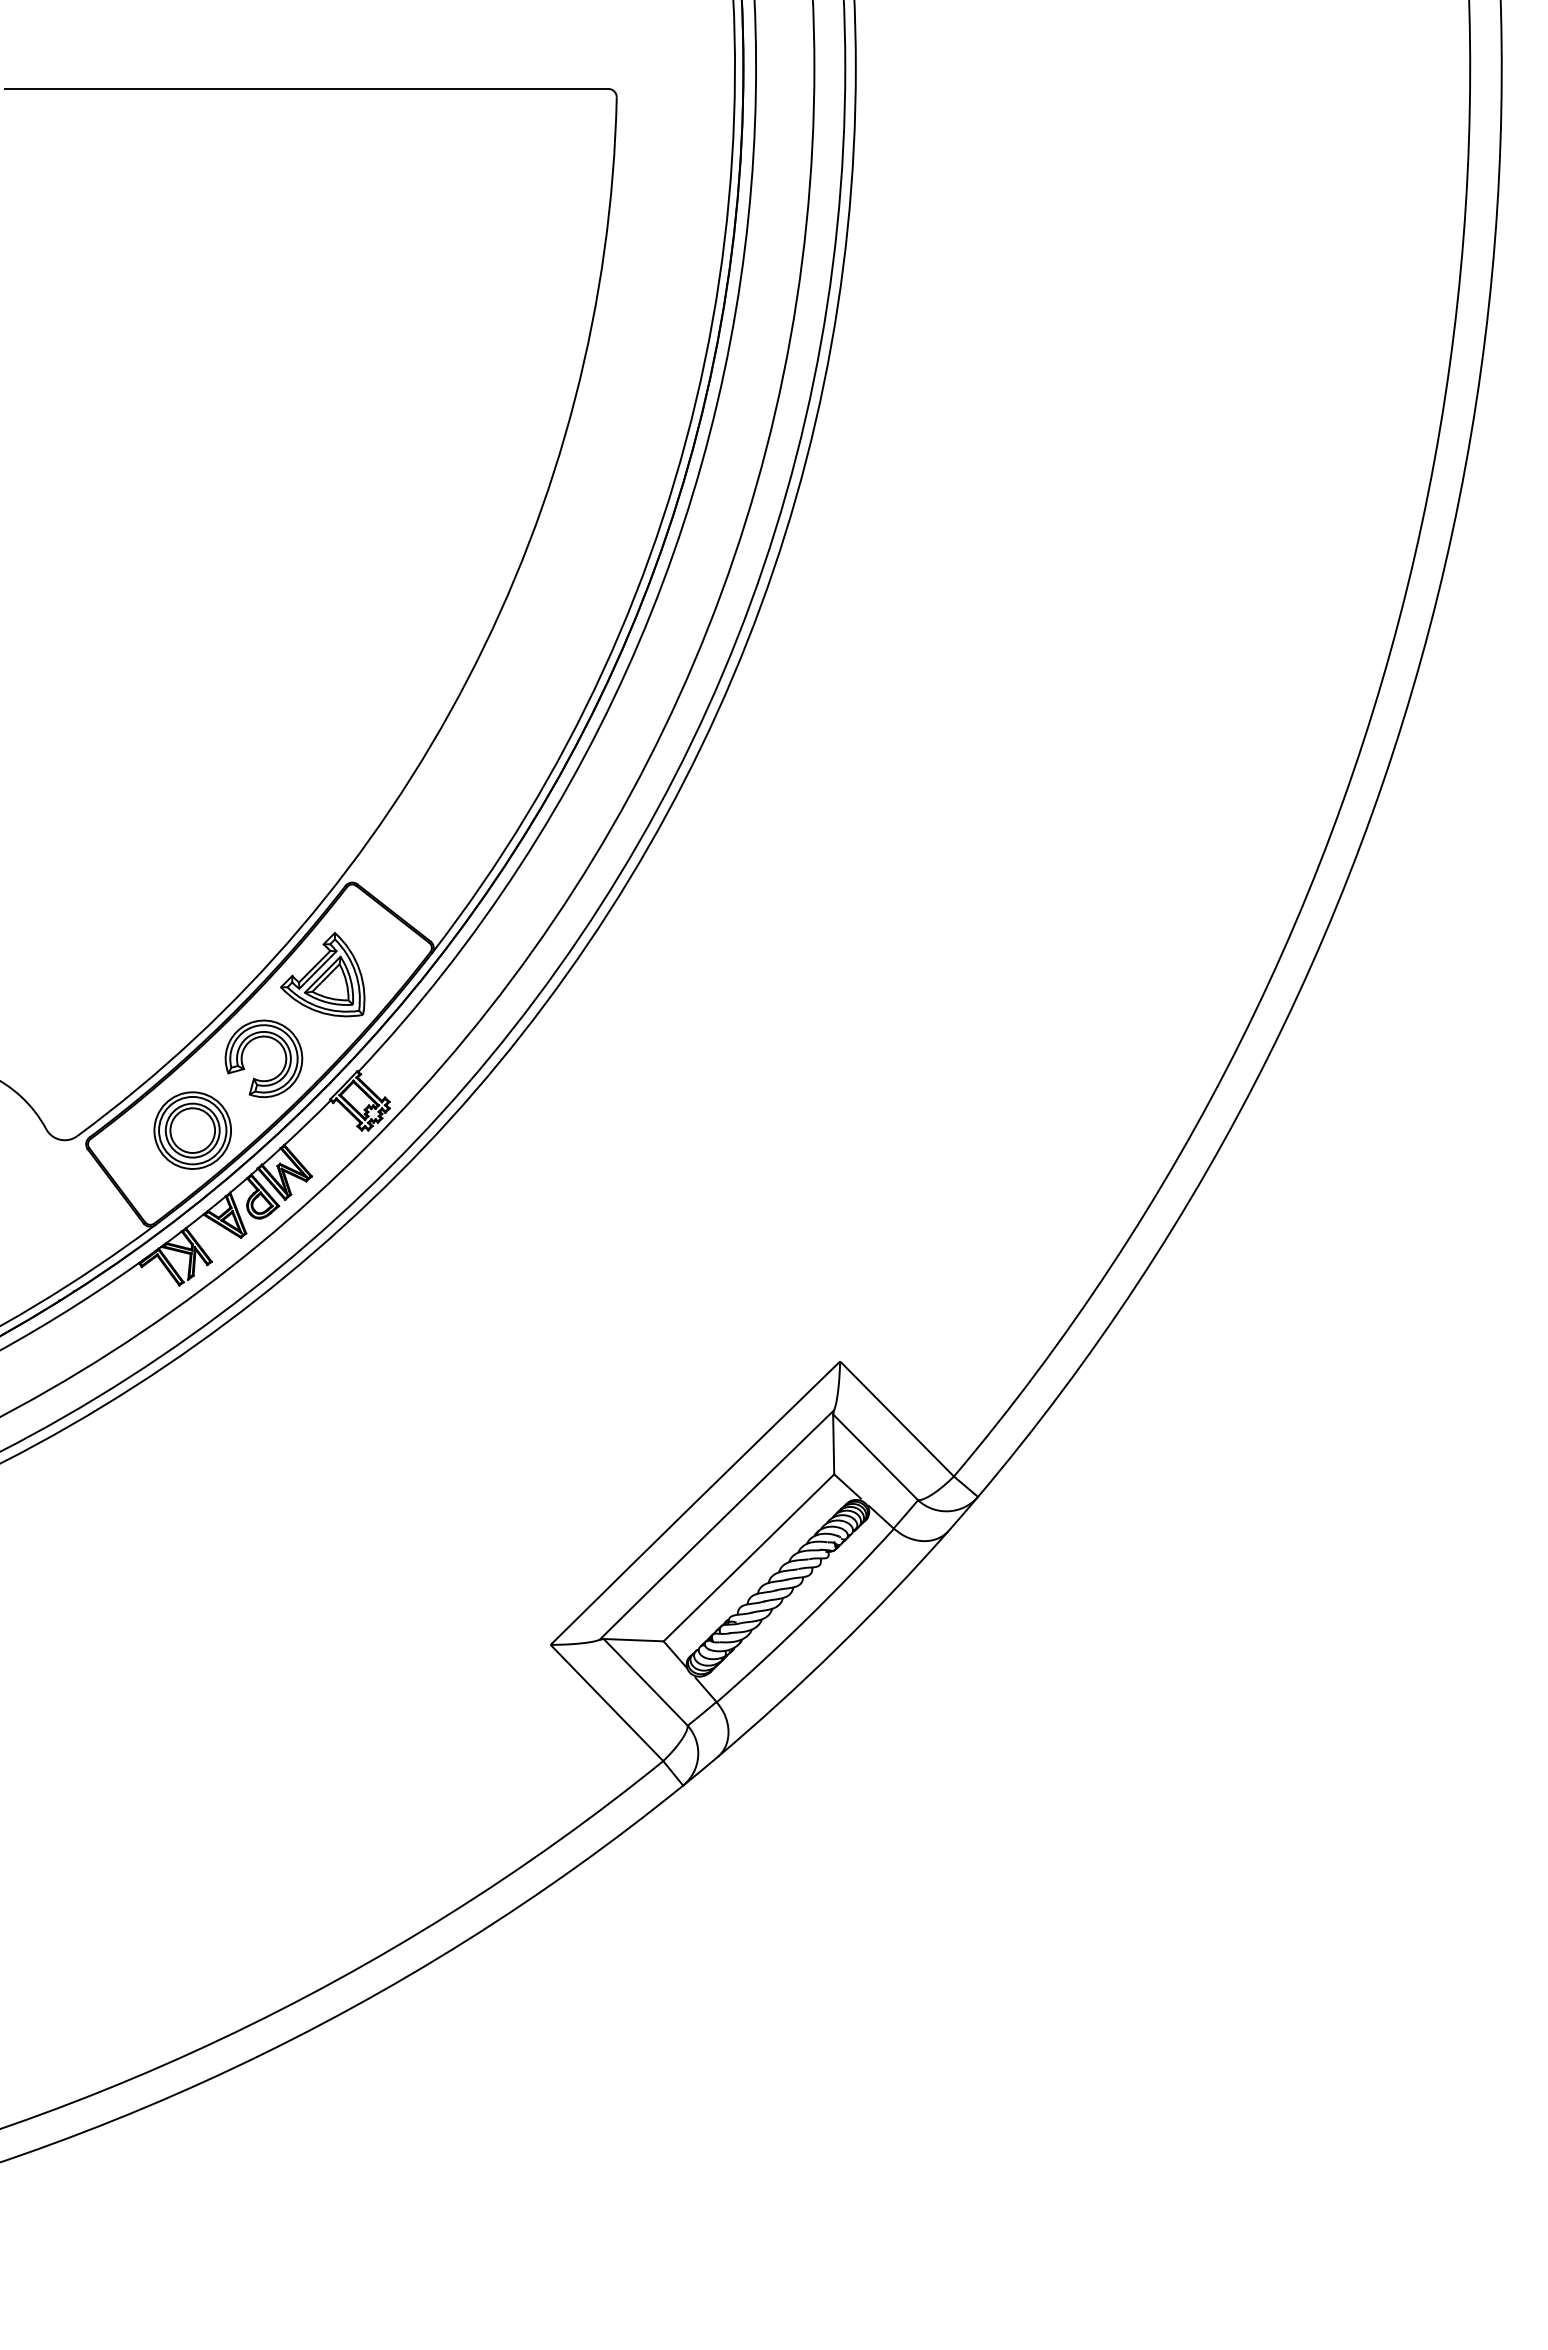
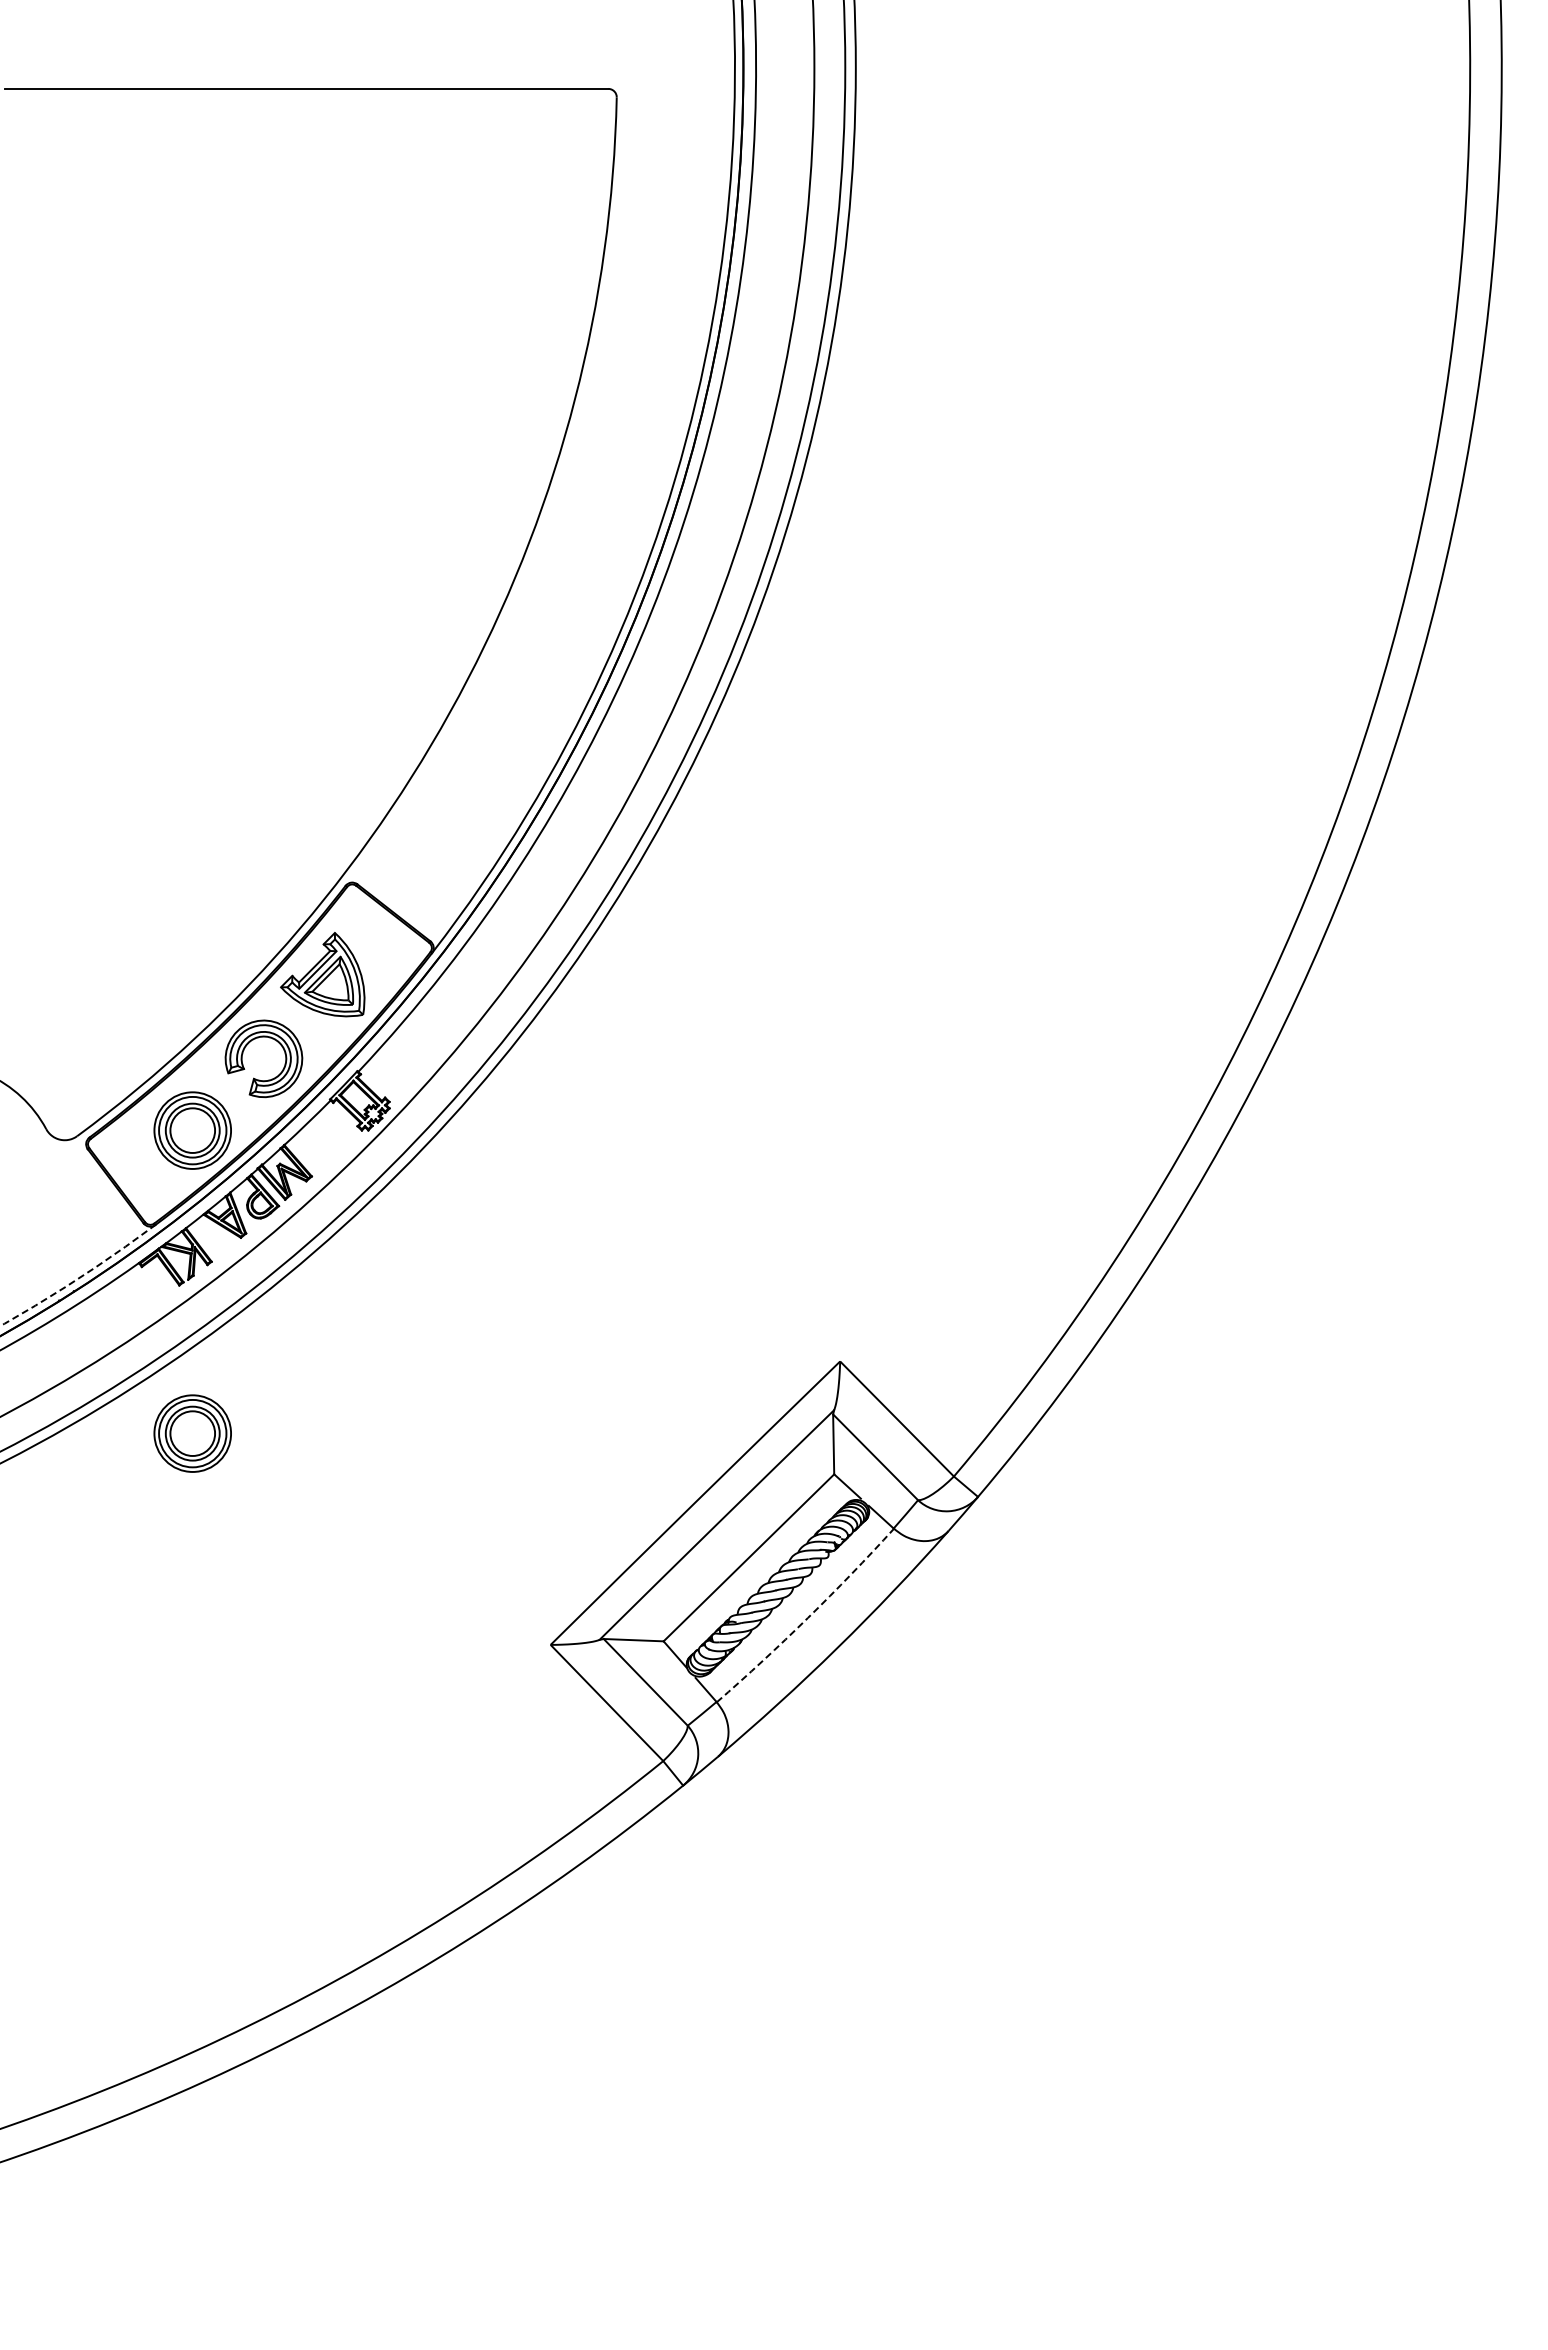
arc: solid -> dashed (79, 1278)
part: none -> present (192, 1433)
arc: solid -> dashed (807, 1618)
